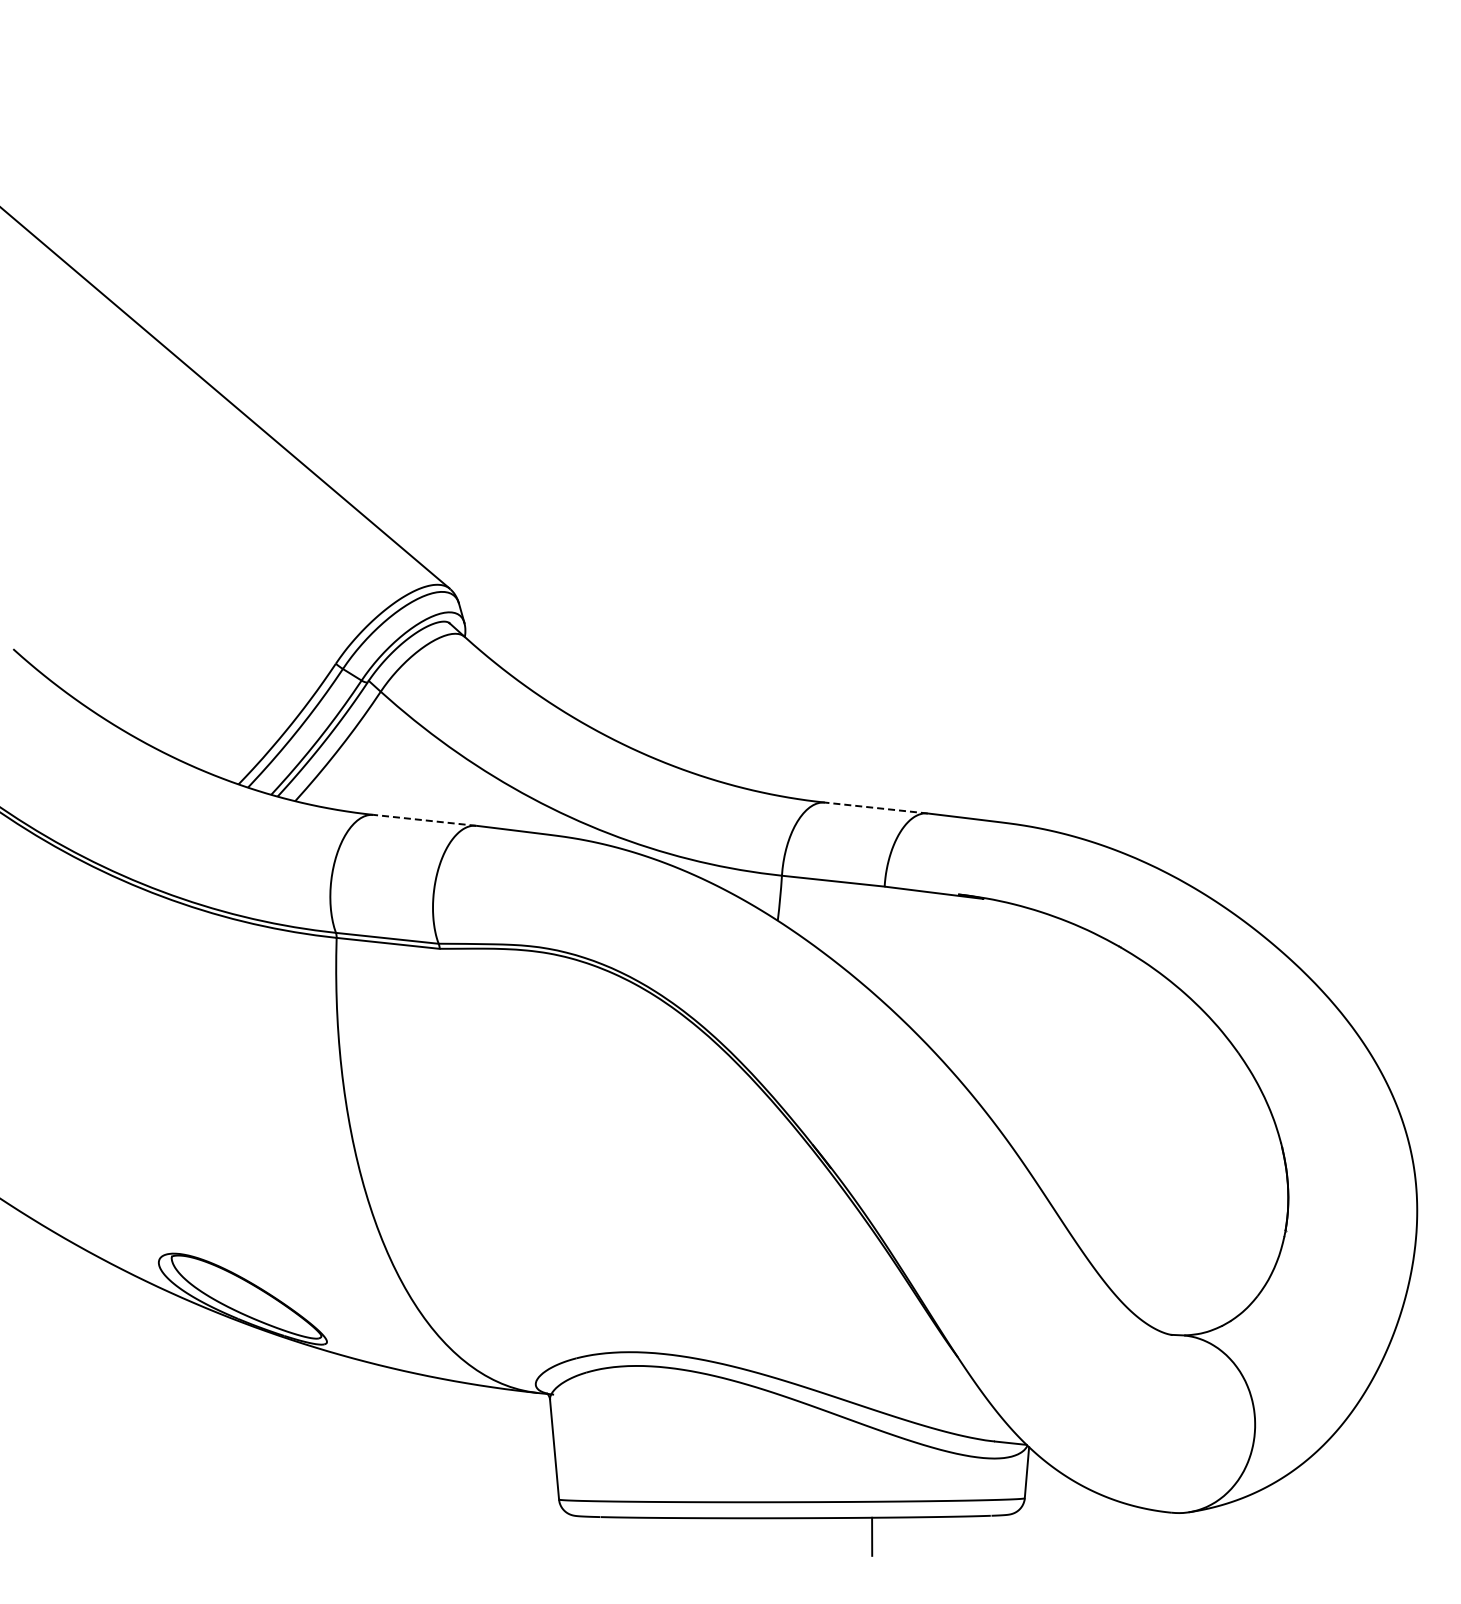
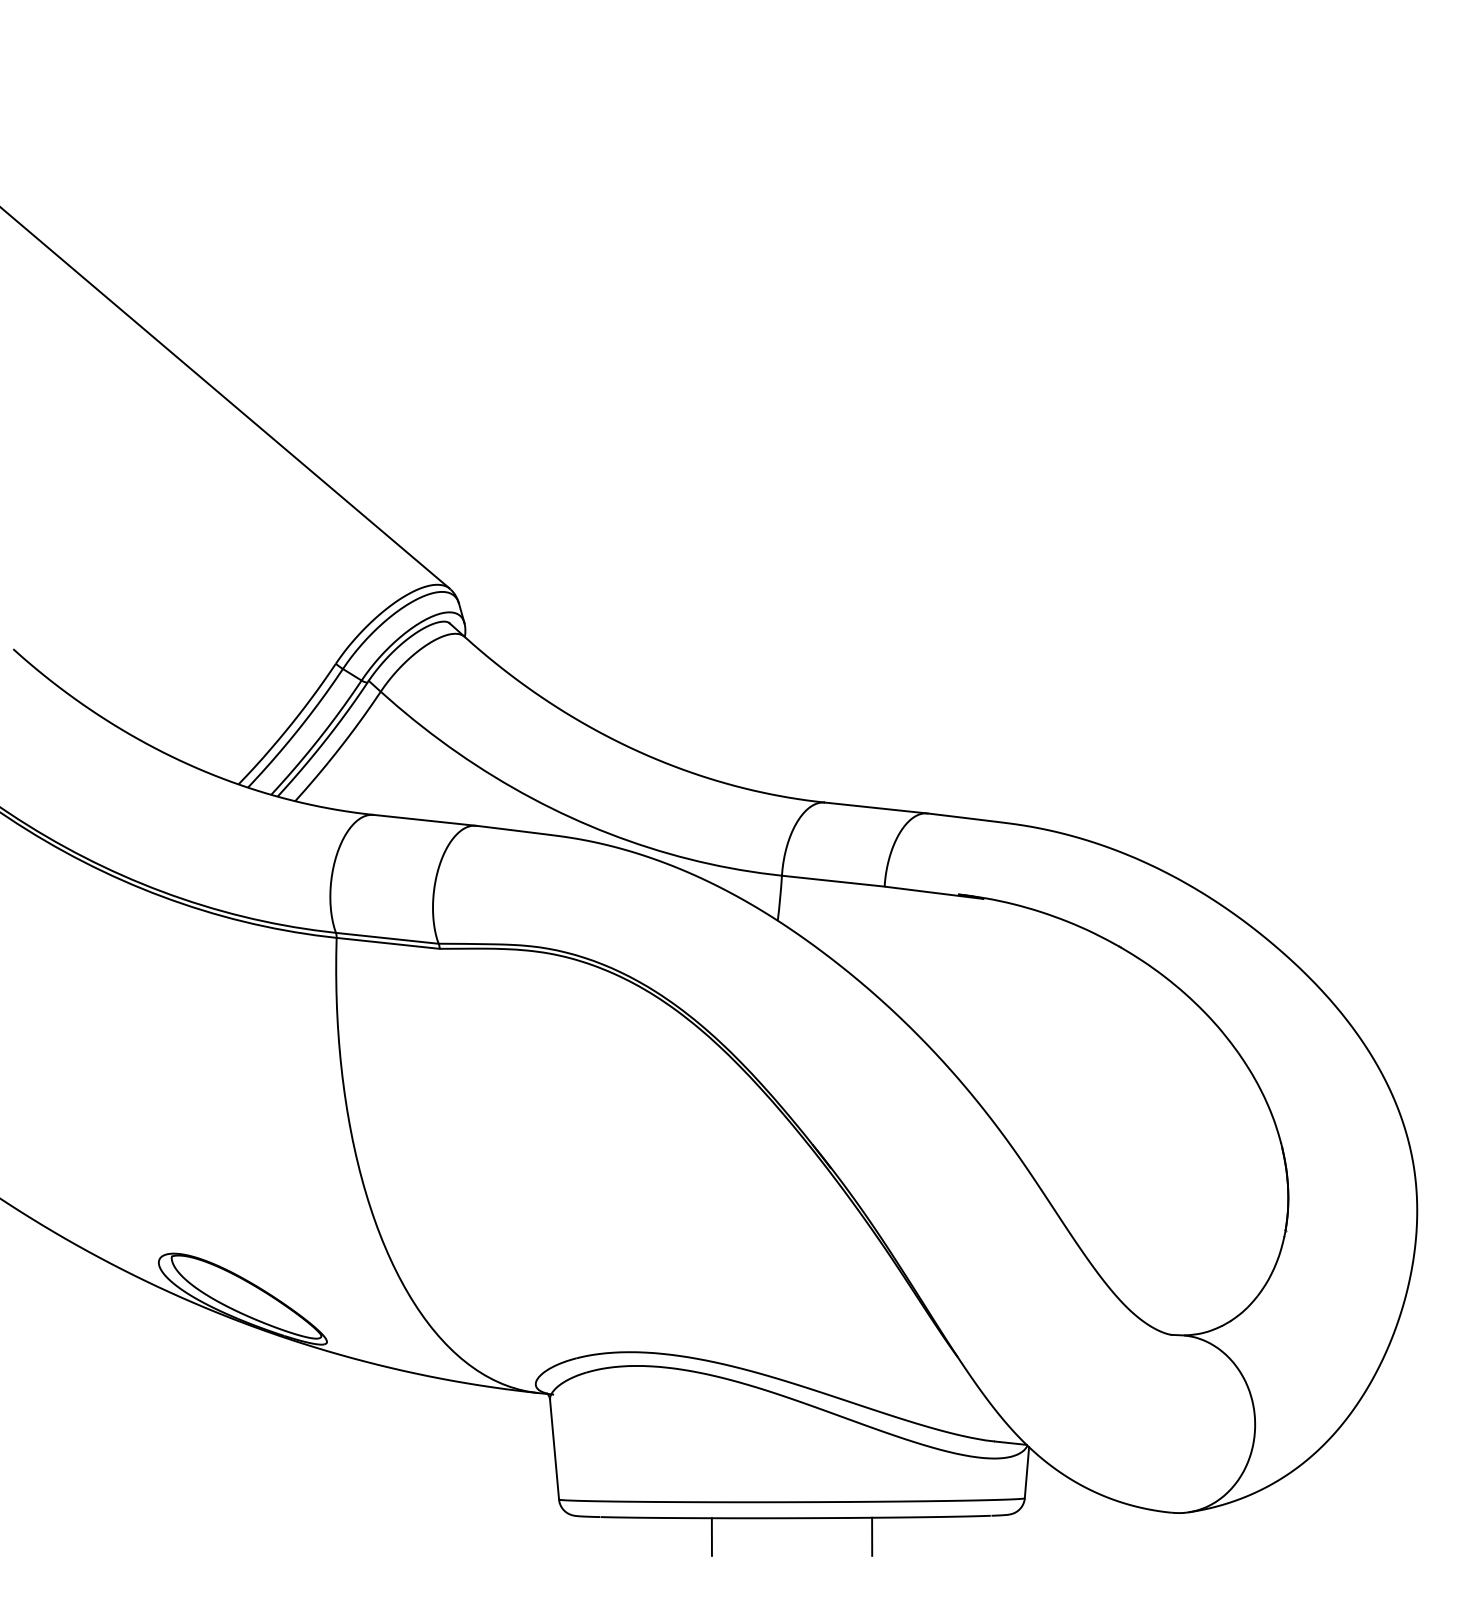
line: dashed -> solid (876, 808)
line: dashed -> solid (425, 820)
line: none -> present (711, 1536)
